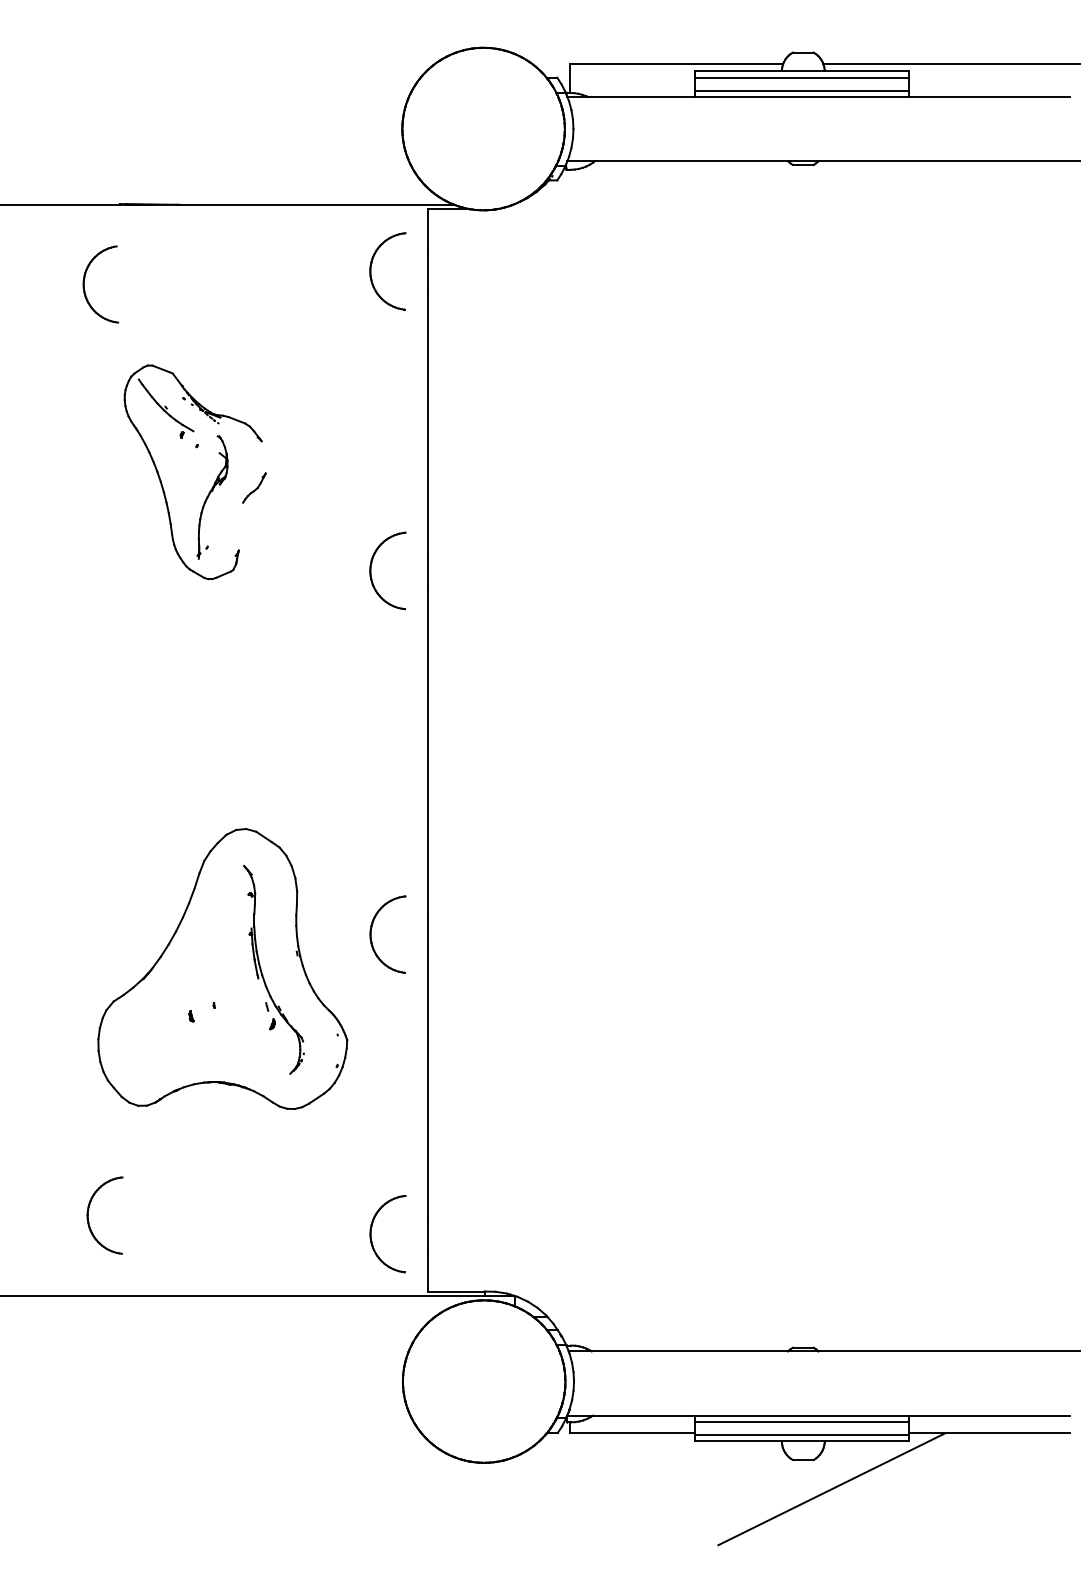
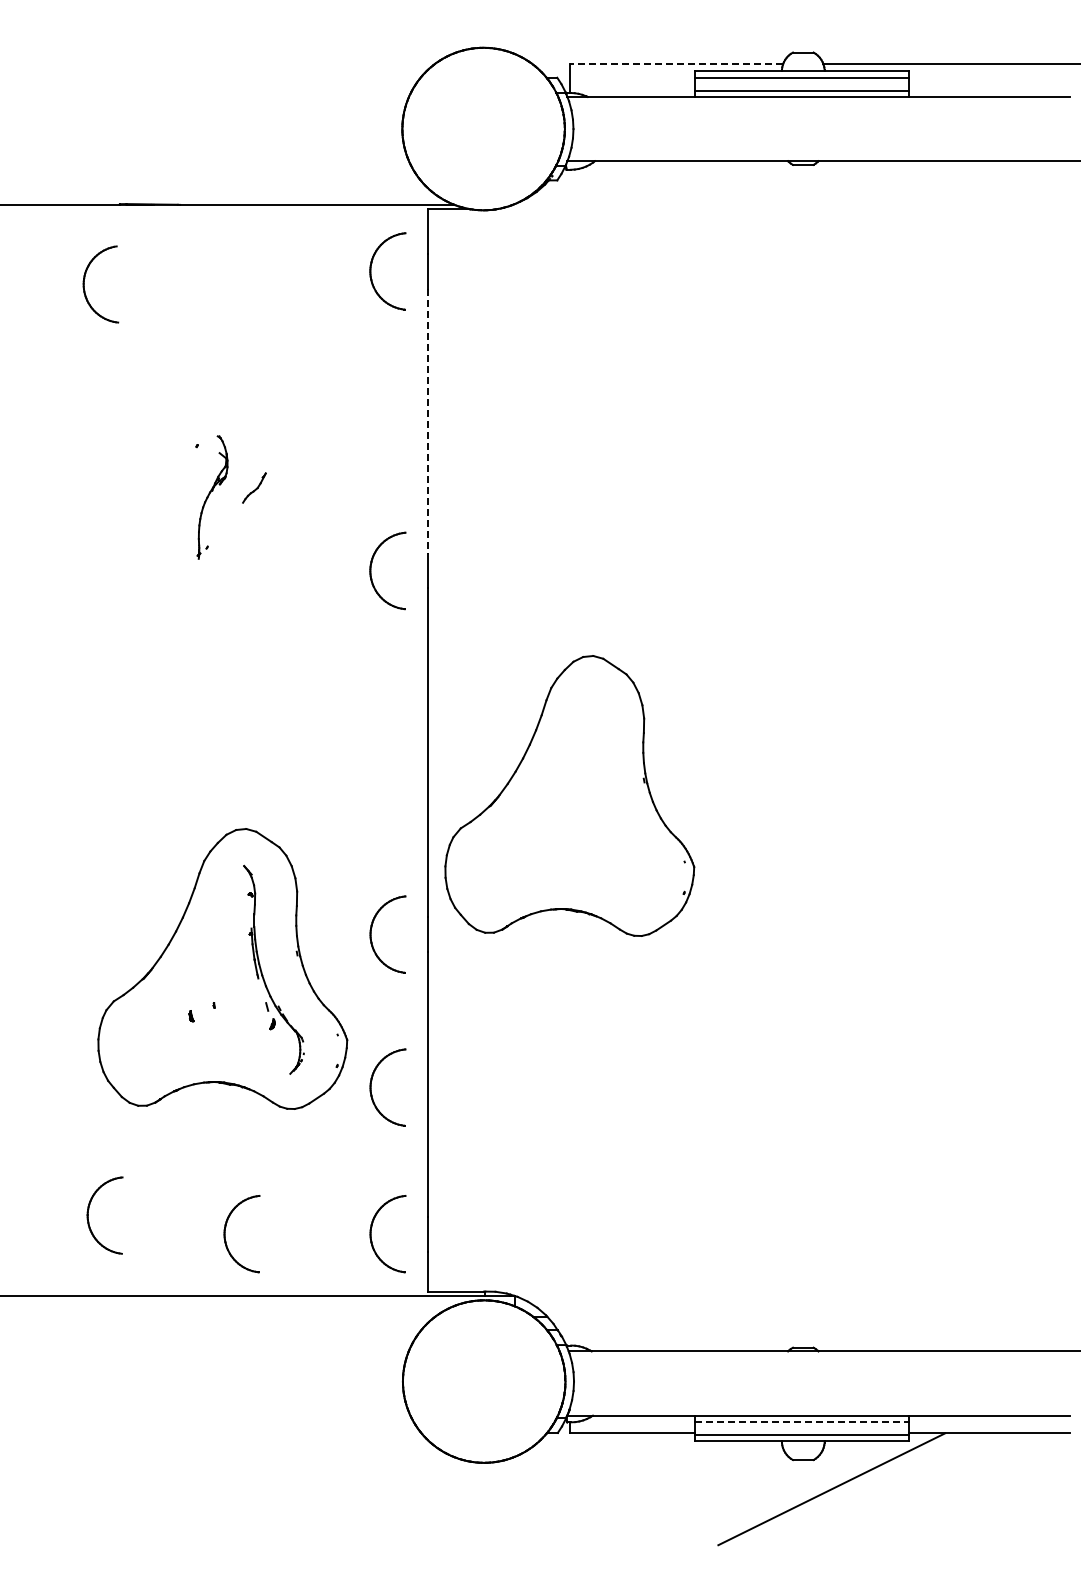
line: solid -> dashed (676, 64)
line: solid -> dashed (427, 421)
part: present -> none (162, 483)
part: none -> present (569, 795)
part: none -> present (371, 1087)
part: none -> present (225, 1234)
line: solid -> dashed (802, 1422)
